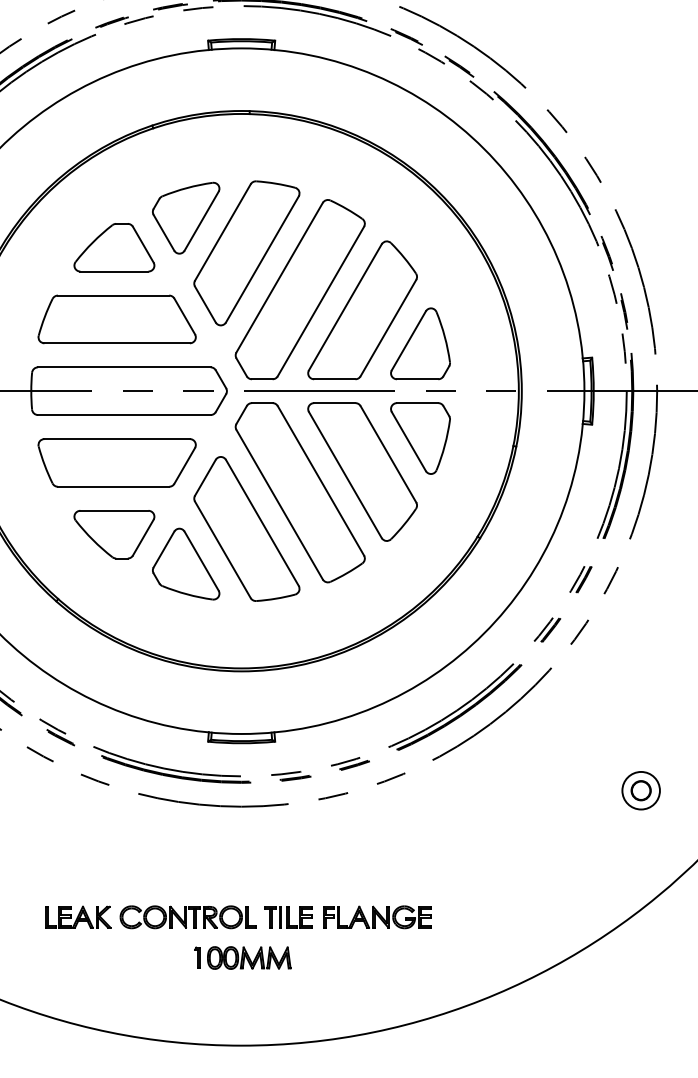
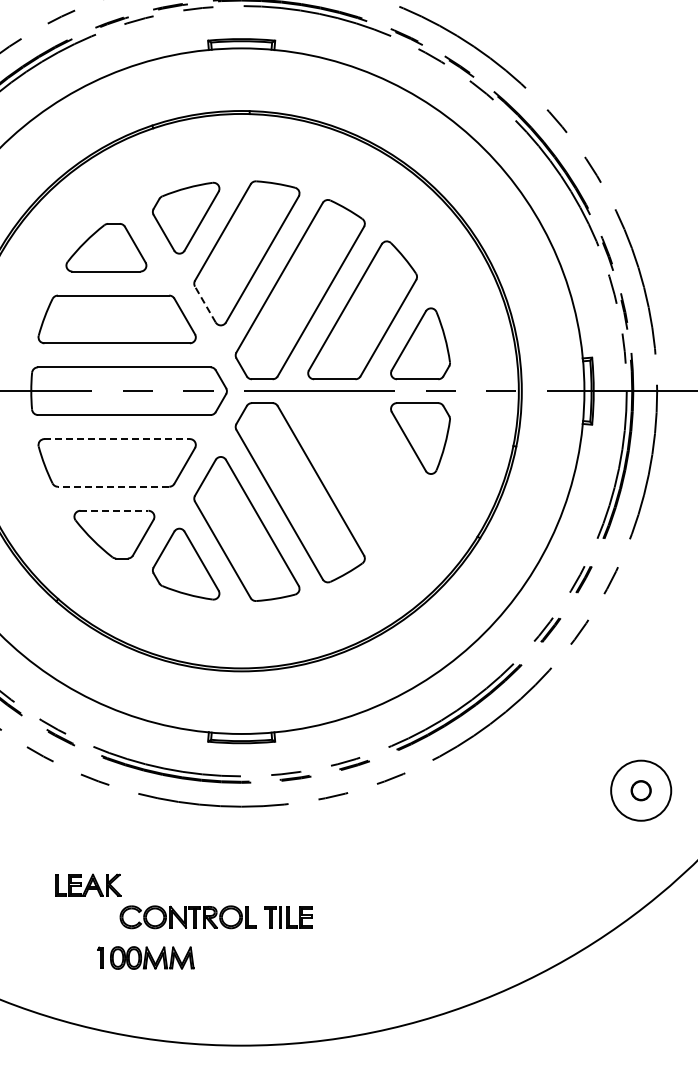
part position: (114, 247) -> (106, 247) (106, 247)
line: solid -> dashed (205, 304)
line: solid -> dashed (117, 439)
part: present -> none (362, 471)
line: solid -> dashed (113, 486)
line: solid -> dashed (114, 510)
circle diameter: 38 px -> 60 px (641, 790)
part position: (78, 916) -> (88, 884) (88, 884)
part: present -> none (377, 917)
part position: (242, 957) -> (145, 957) (145, 957)
